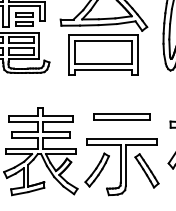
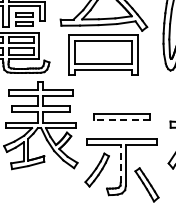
line: solid -> dashed (121, 119)
part position: (40, 151) -> (40, 125) (40, 125)
line: solid -> dashed (120, 163)
part position: (146, 170) -> (146, 184) (146, 184)
